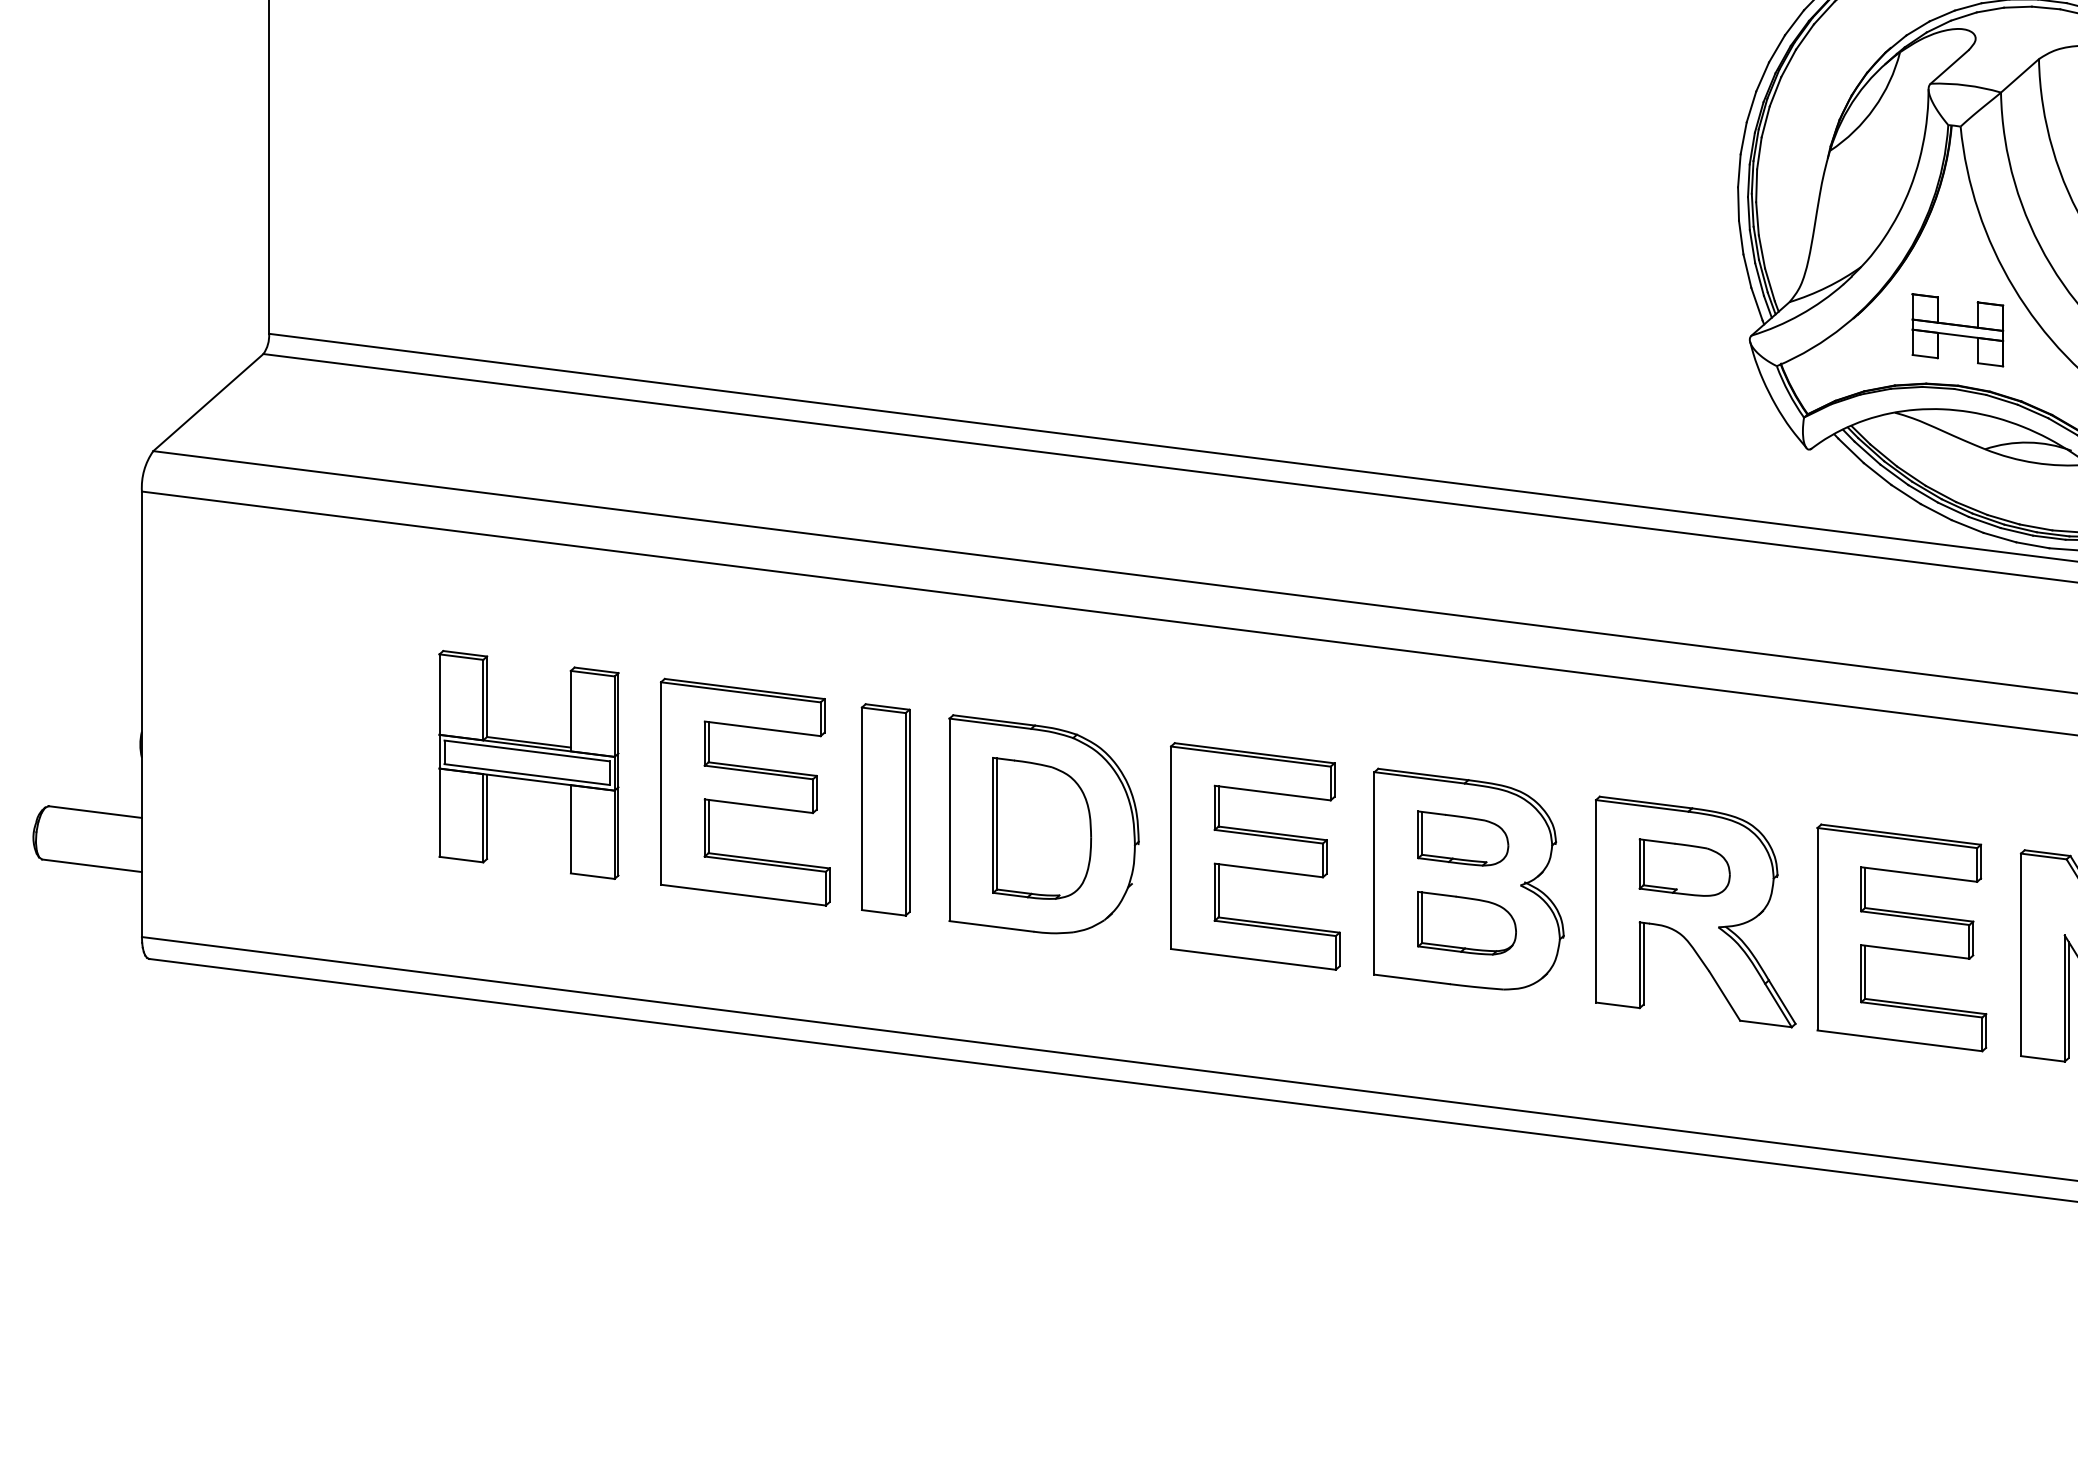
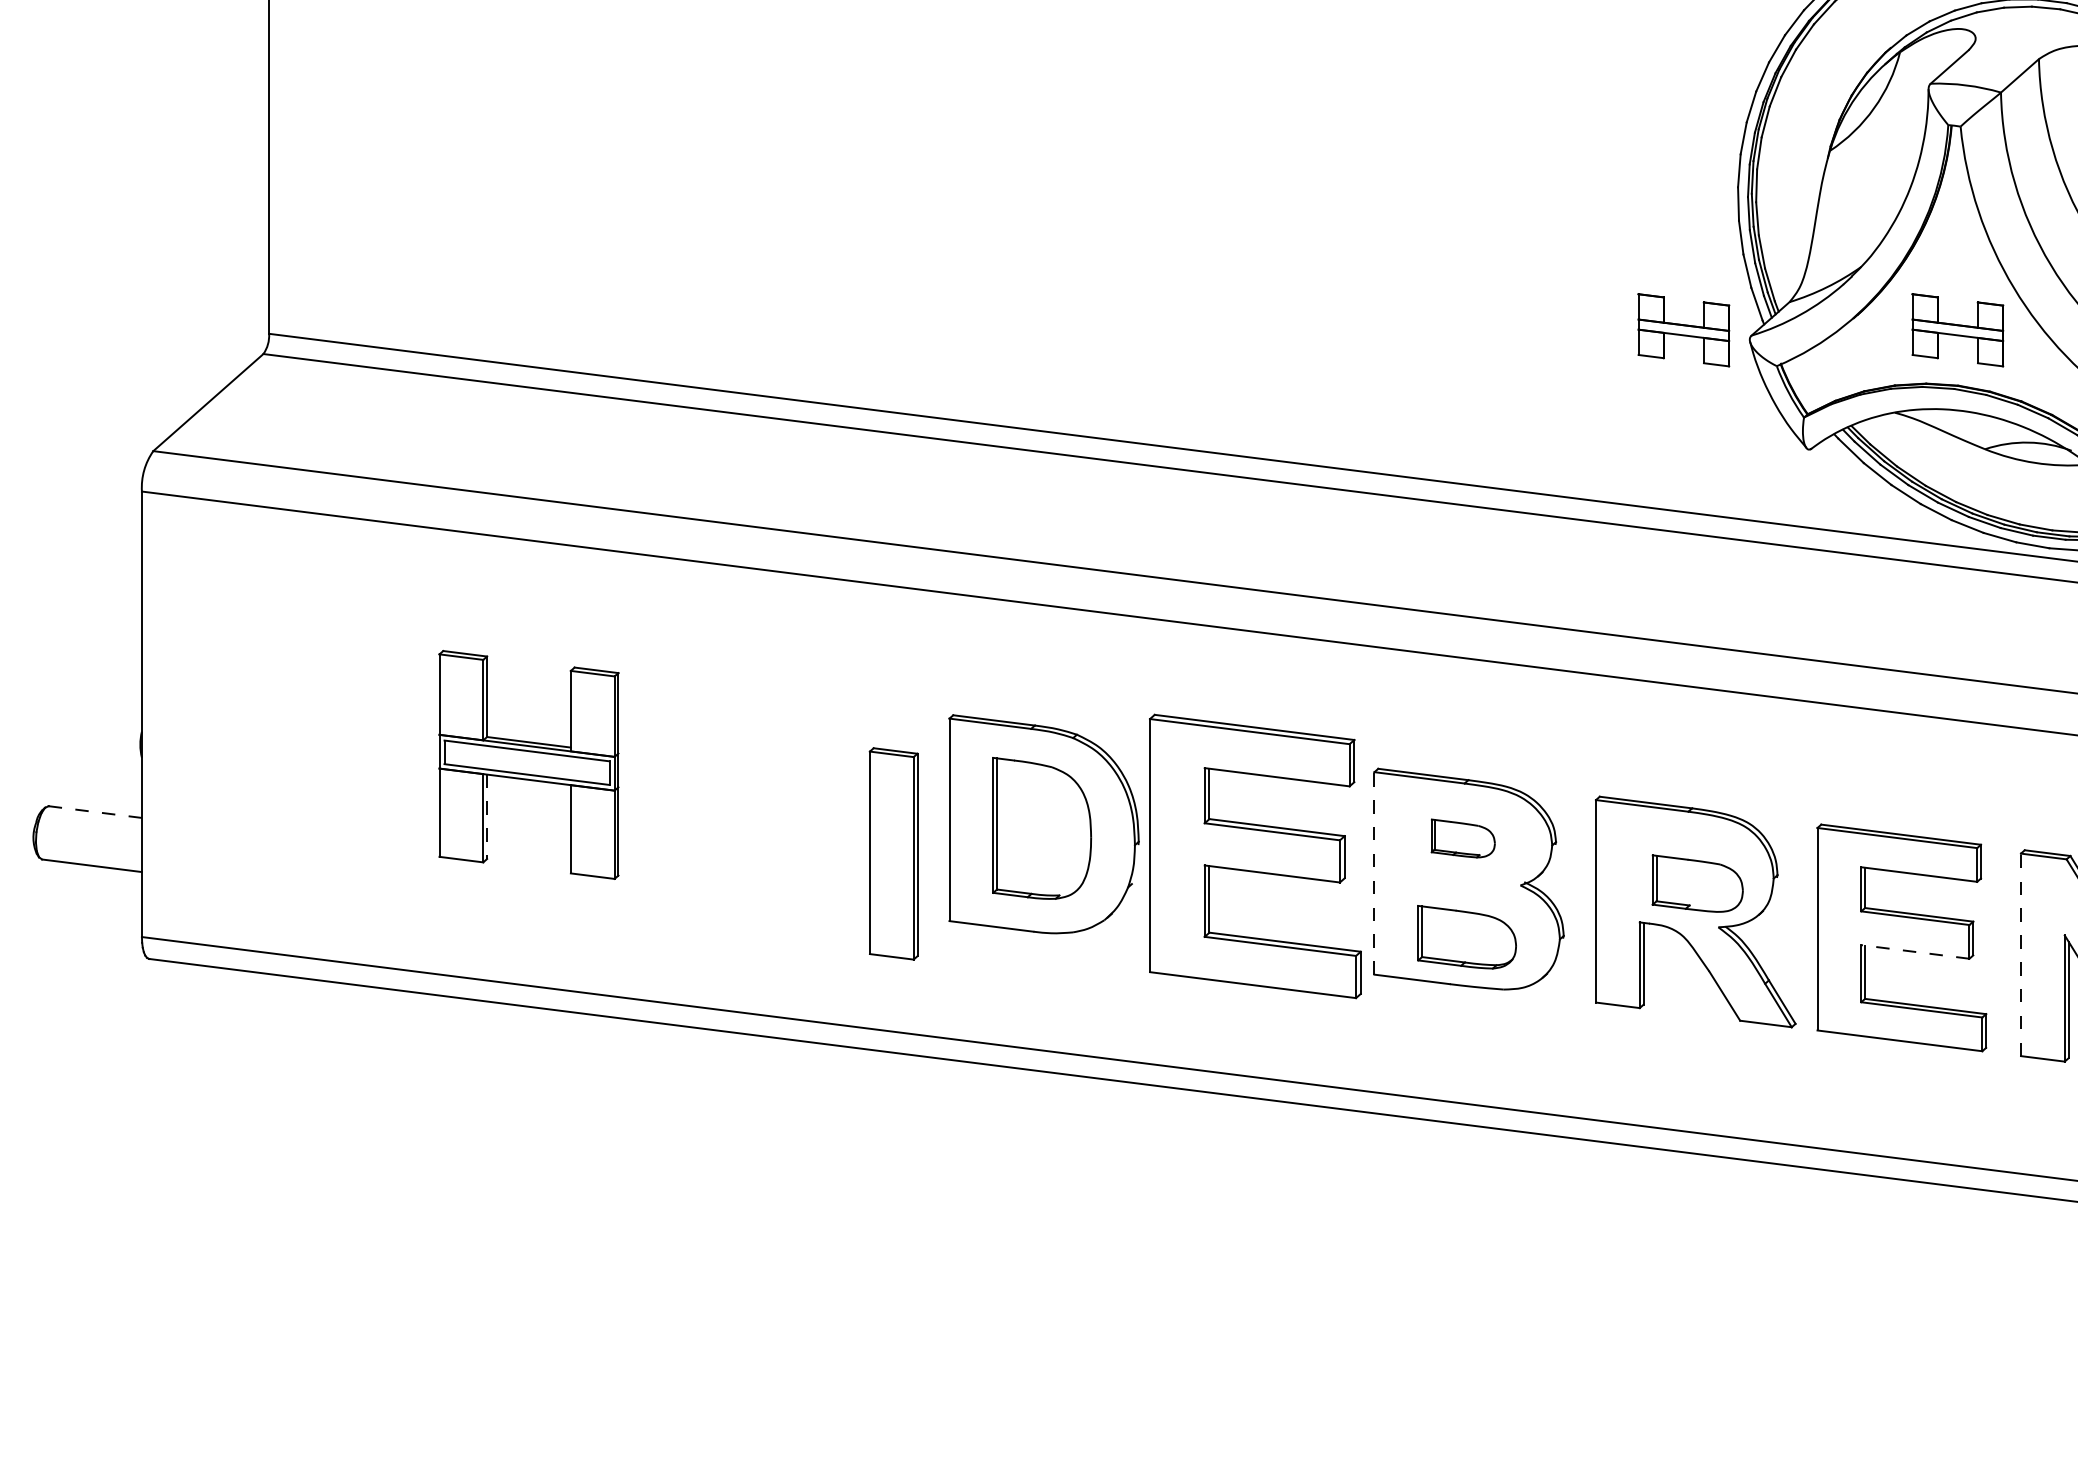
part: none -> present (1683, 330)
part: present -> none (745, 791)
part position: (885, 809) -> (893, 853) (893, 853)
line: solid -> dashed (95, 812)
line: solid -> dashed (487, 817)
part size: 93x57 px -> 66x41 px (1462, 838)
part size: 172x229 px -> 213x287 px (1255, 856)
part position: (1684, 867) -> (1697, 883) (1697, 883)
line: solid -> dashed (1374, 872)
part position: (1466, 923) -> (1466, 937) (1466, 937)
line: solid -> dashed (1915, 951)
line: solid -> dashed (2020, 954)
